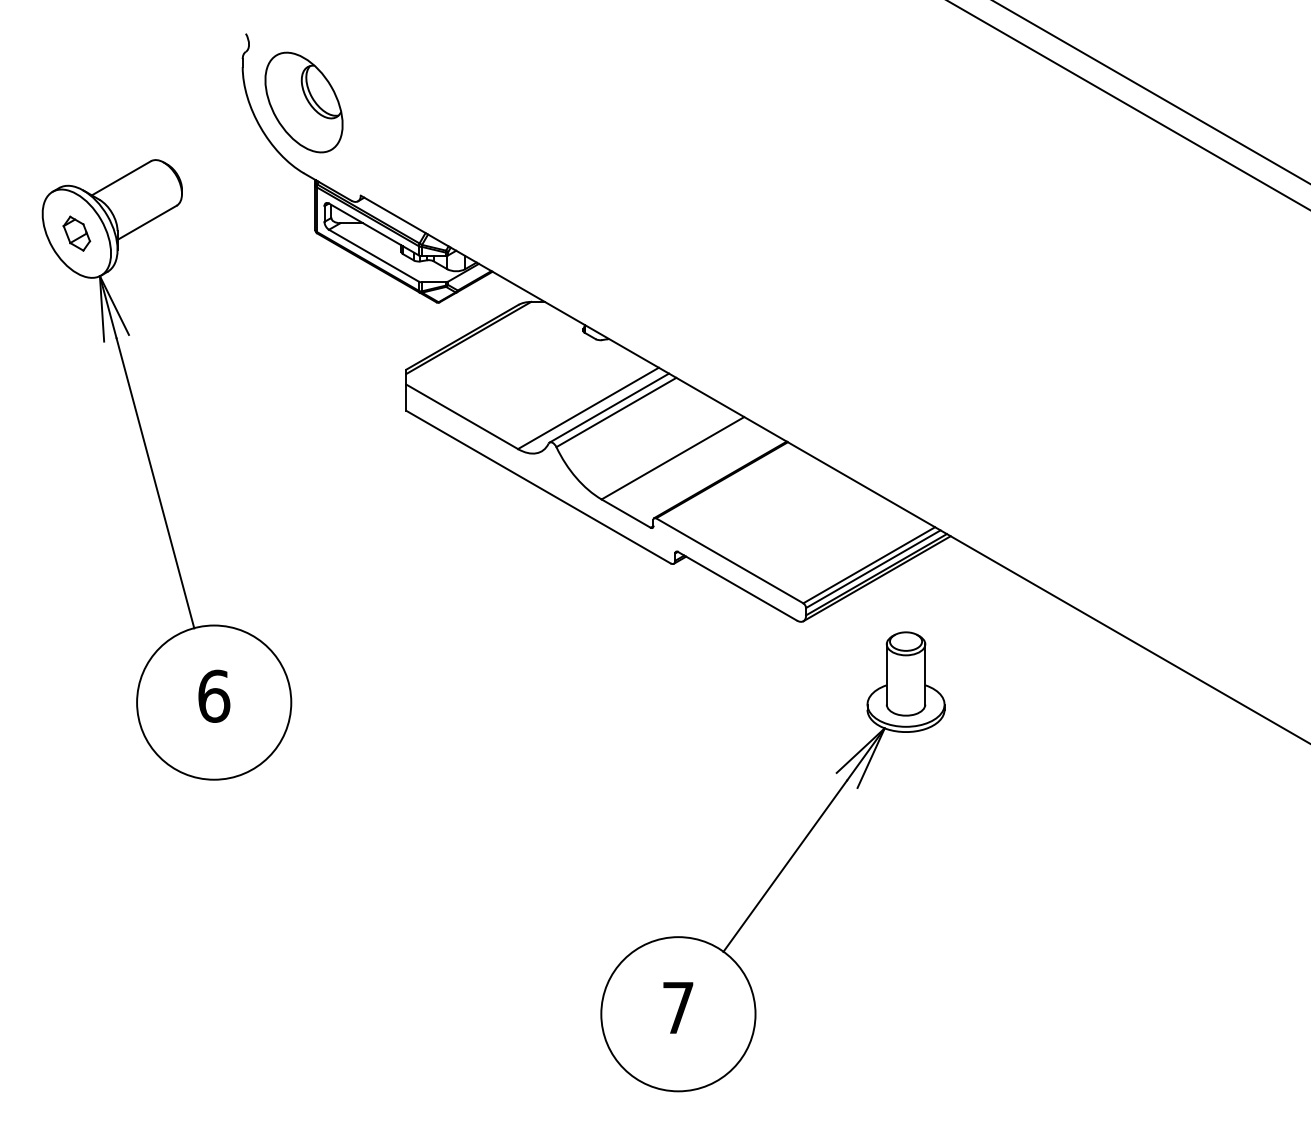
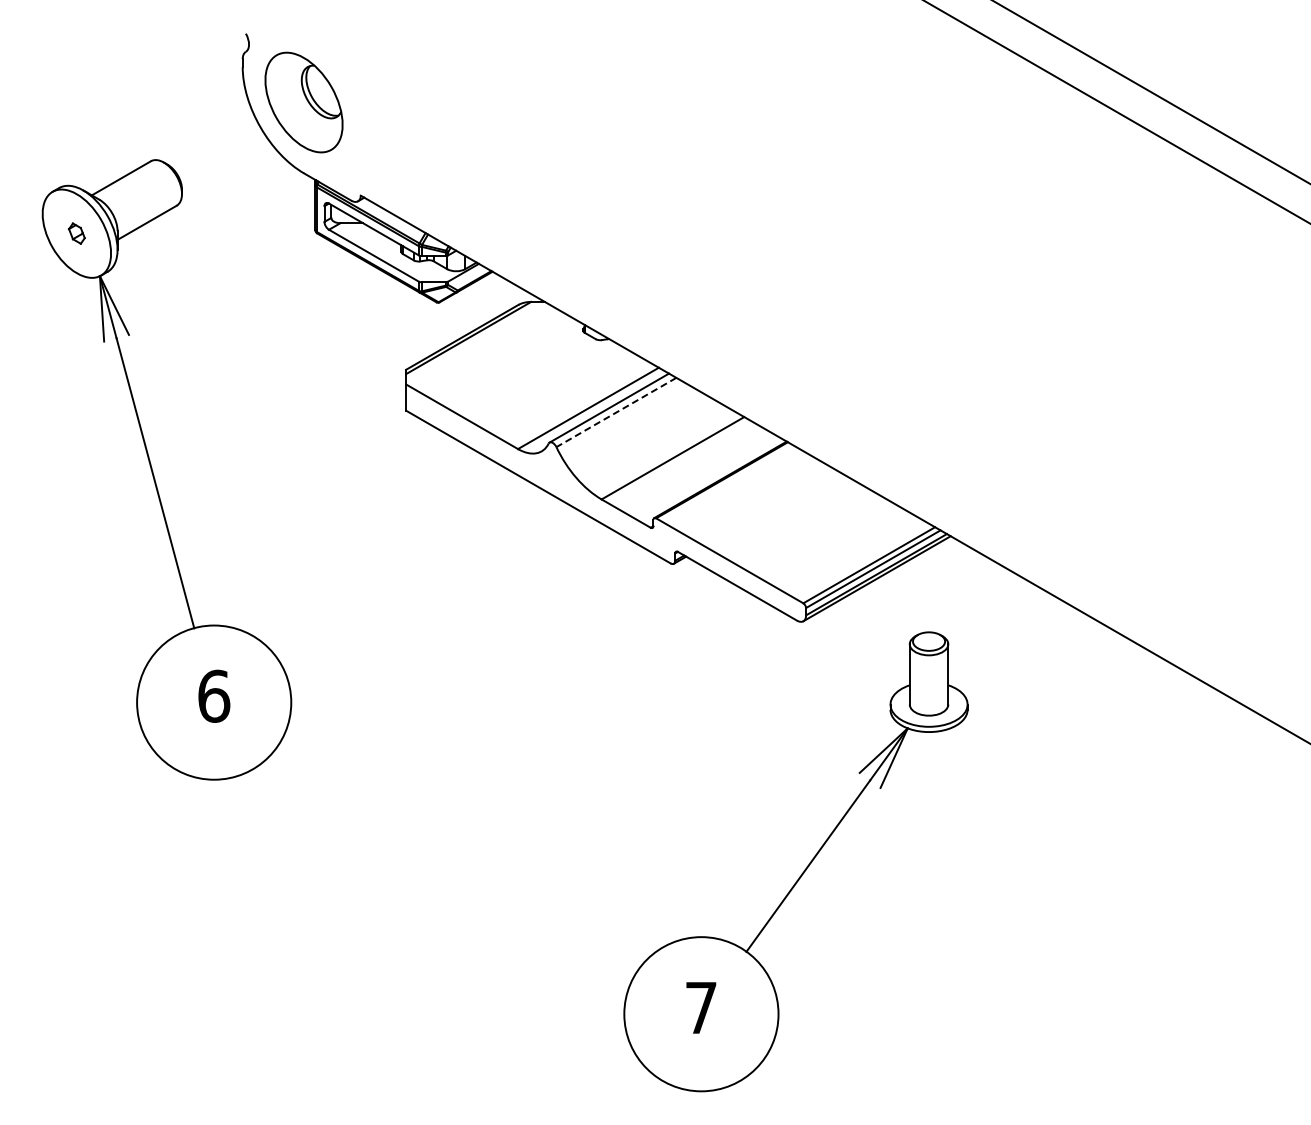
line position: (1128, 105) -> (1116, 112) (1116, 112)
part size: 30x37 px -> 19x23 px (76, 233)
line: solid -> dashed (616, 412)
part position: (781, 869) -> (804, 869) (804, 869)
